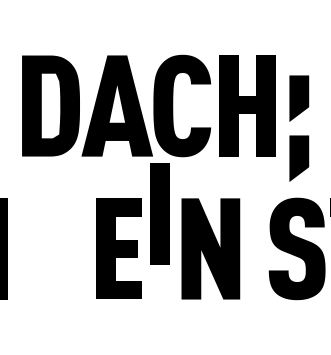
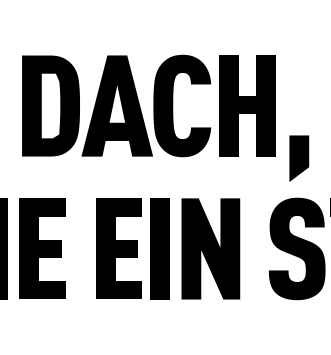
part: present -> none (299, 98)
part position: (159, 213) -> (159, 248) (159, 248)
fill: none -> present (42, 248)
